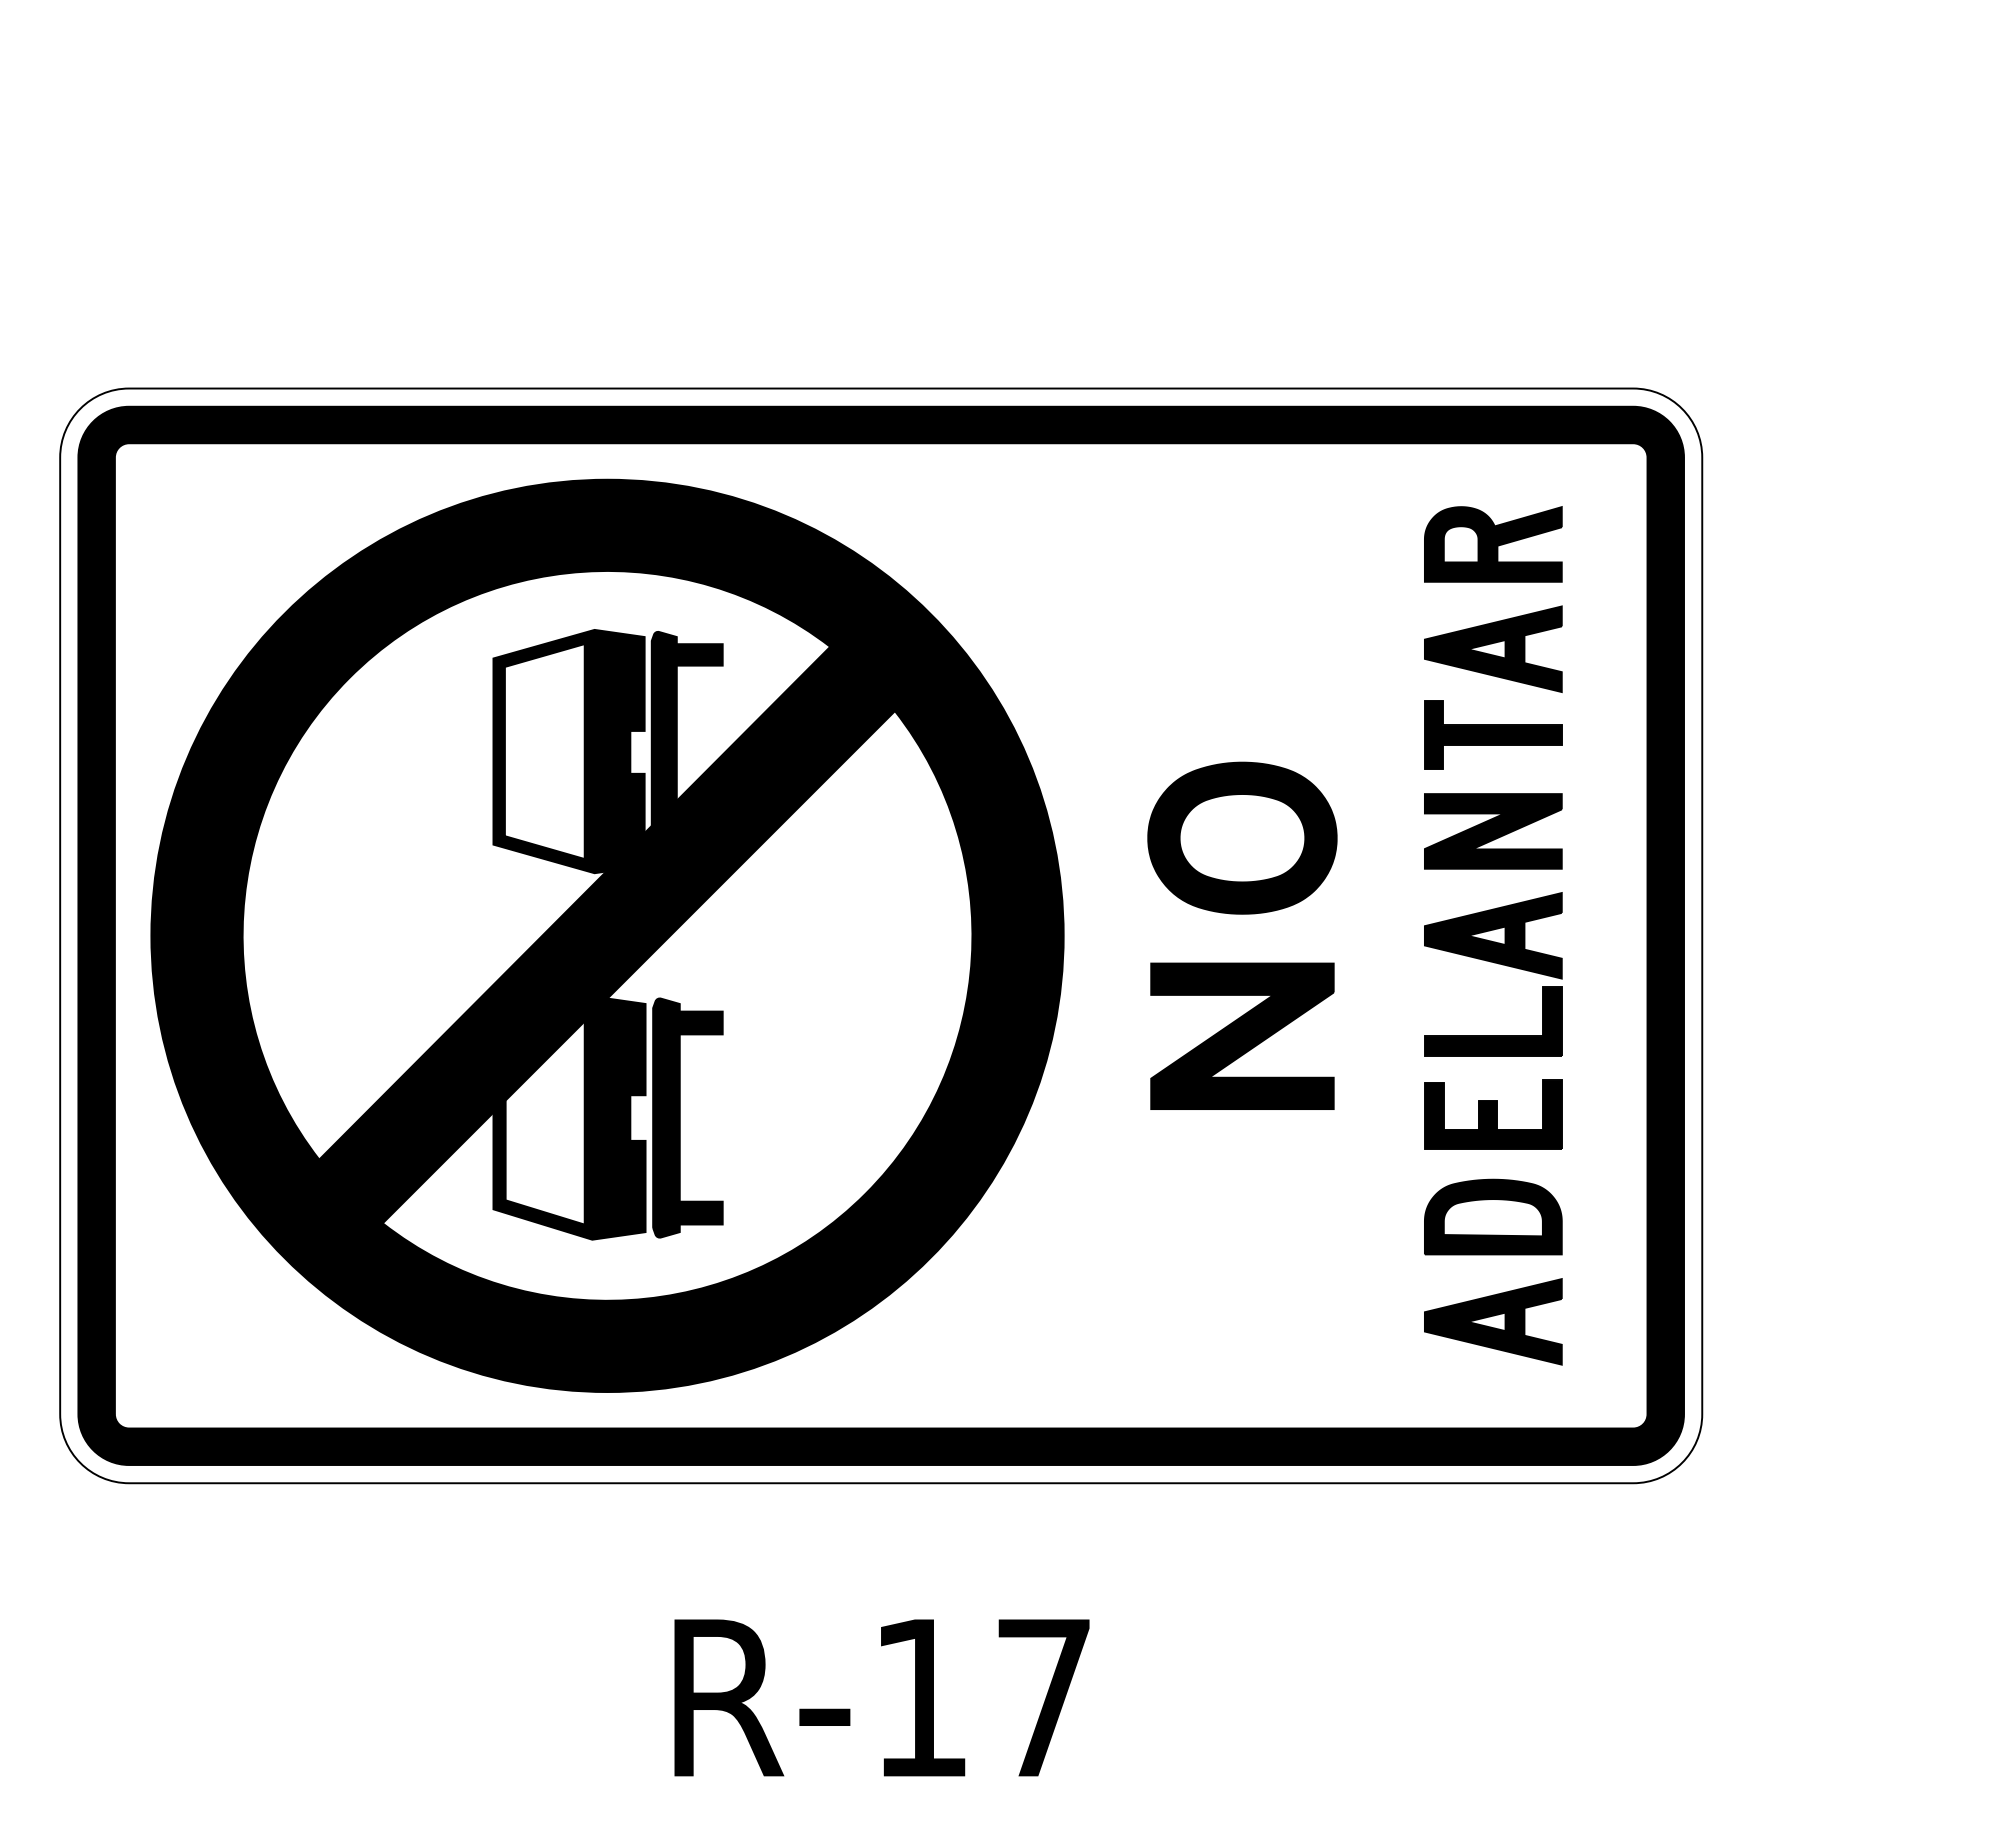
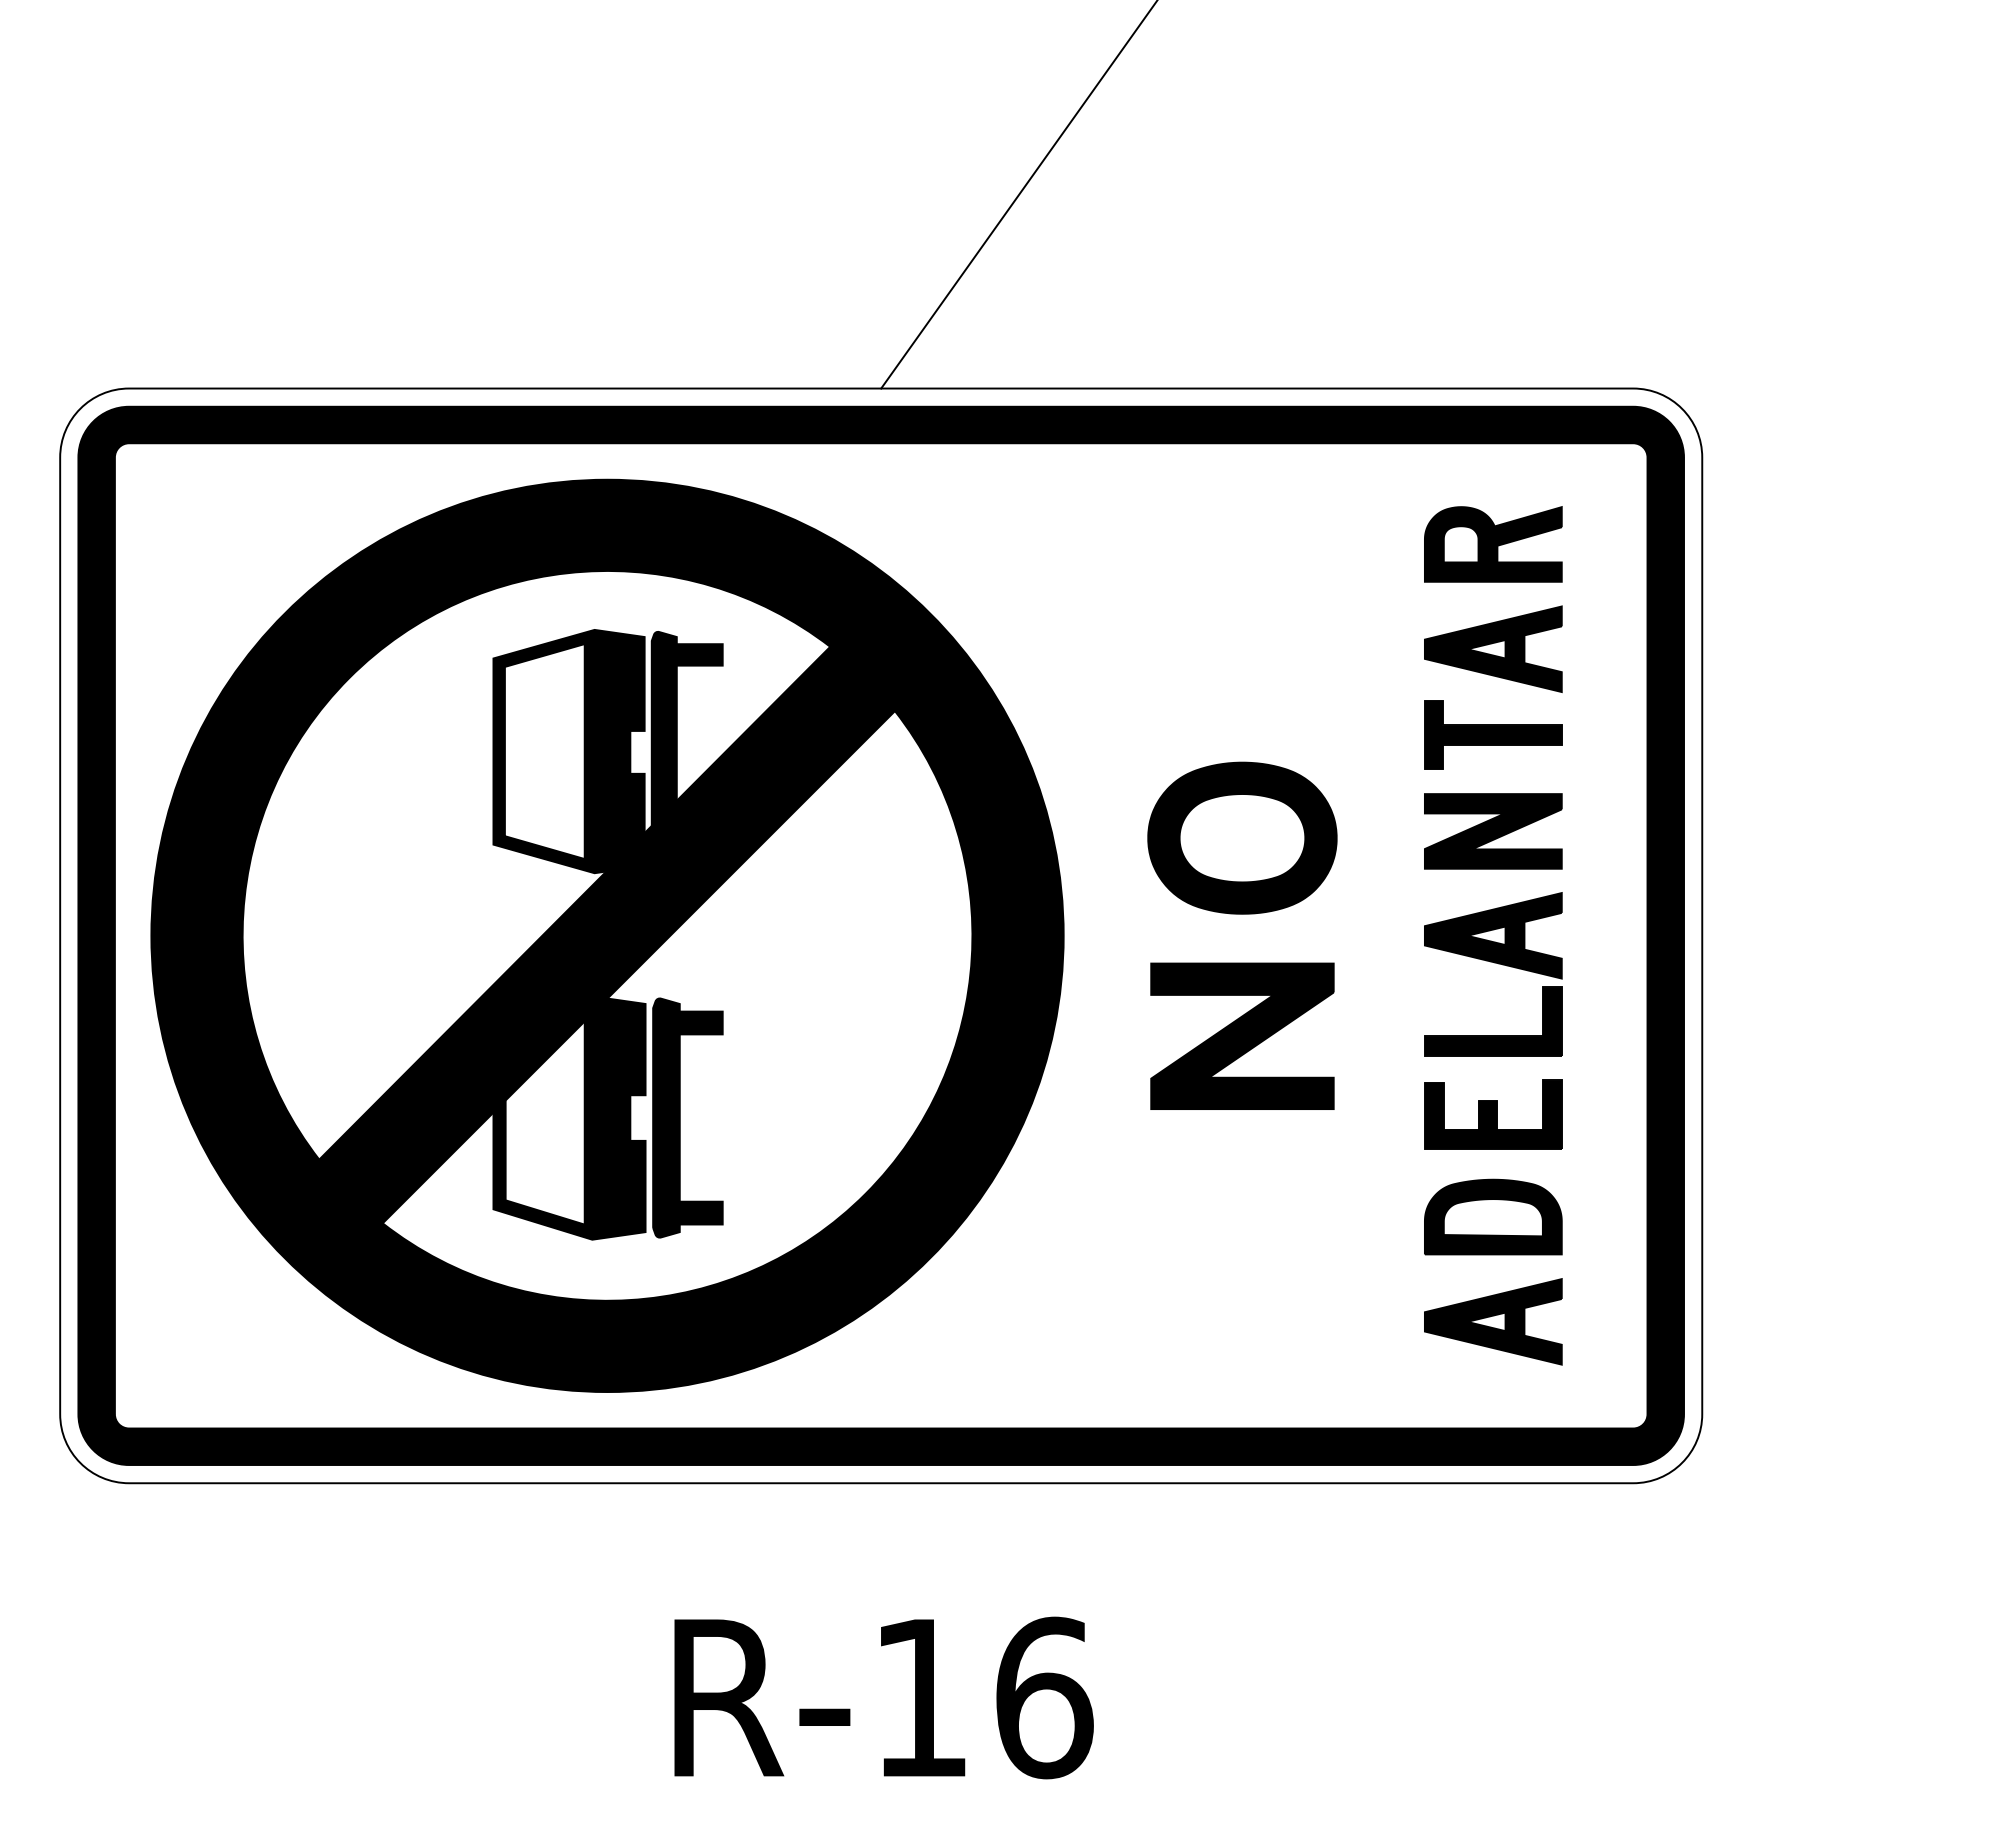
line: none -> present (1018, 195)
text: R-17 -> R-16 (1044, 1697)
